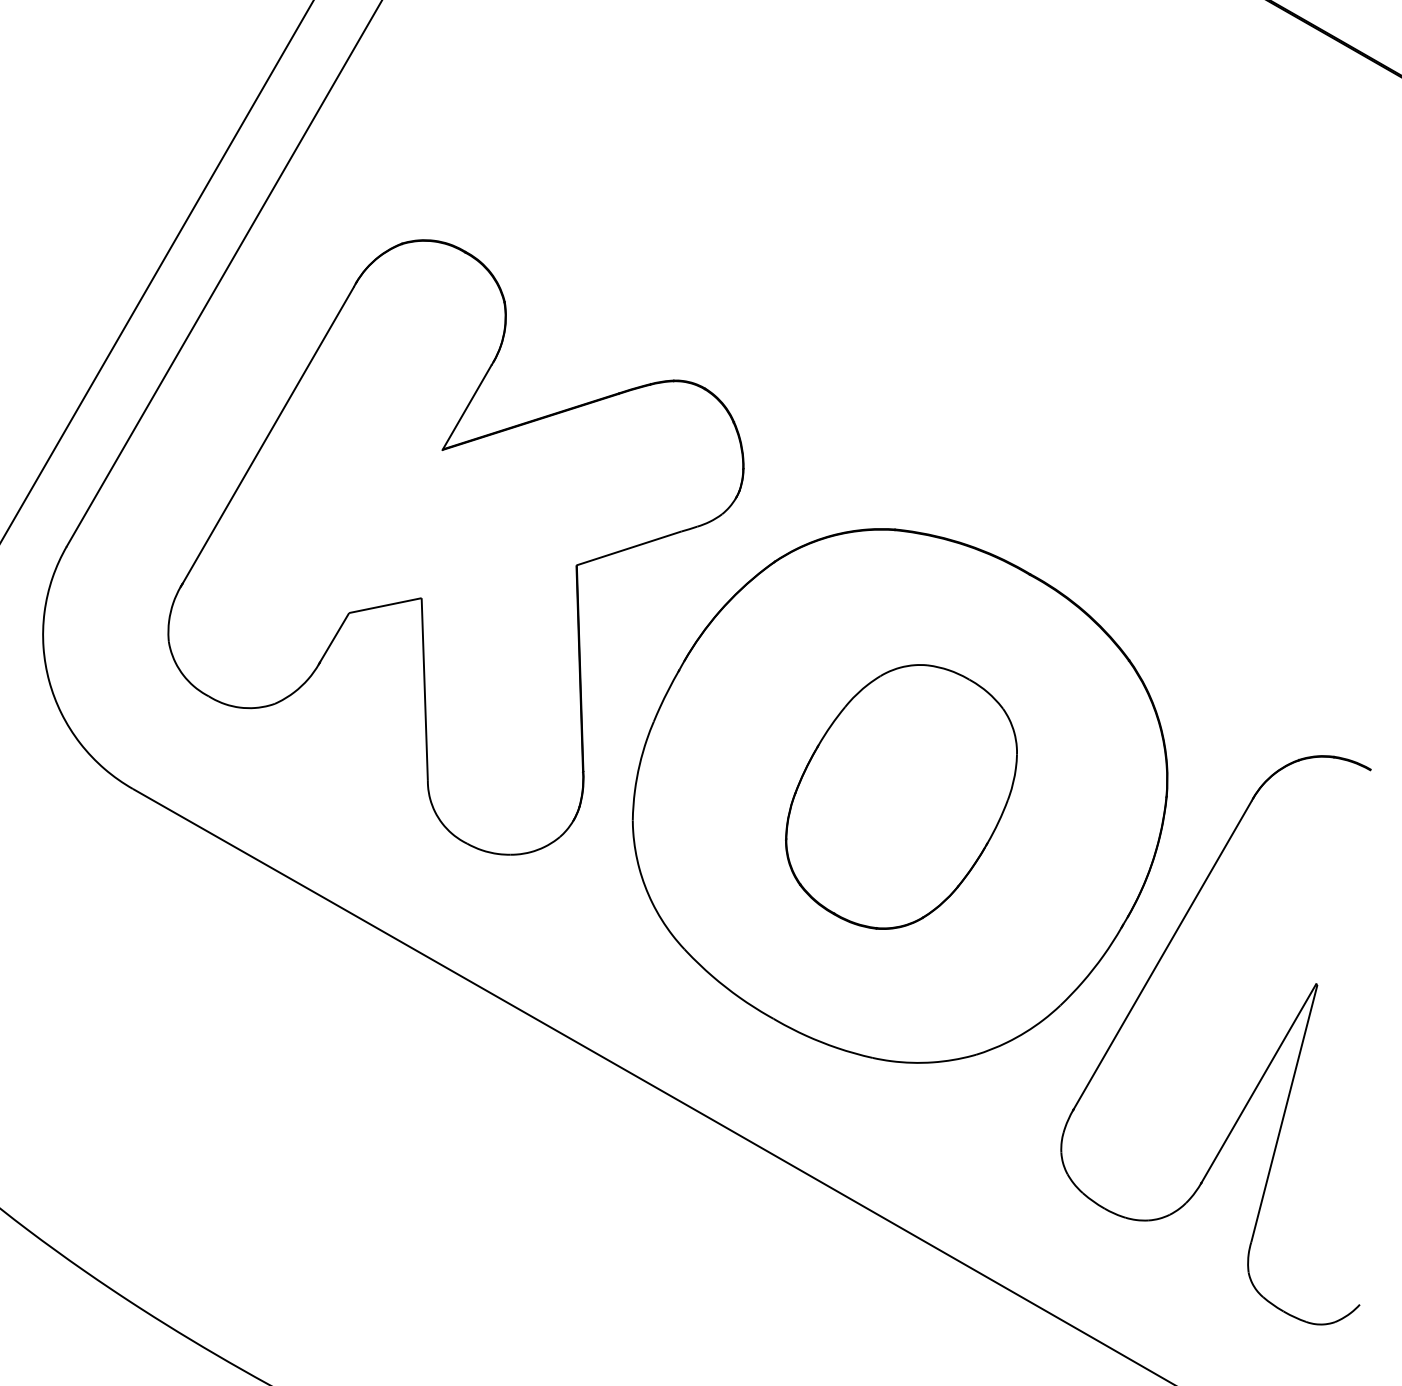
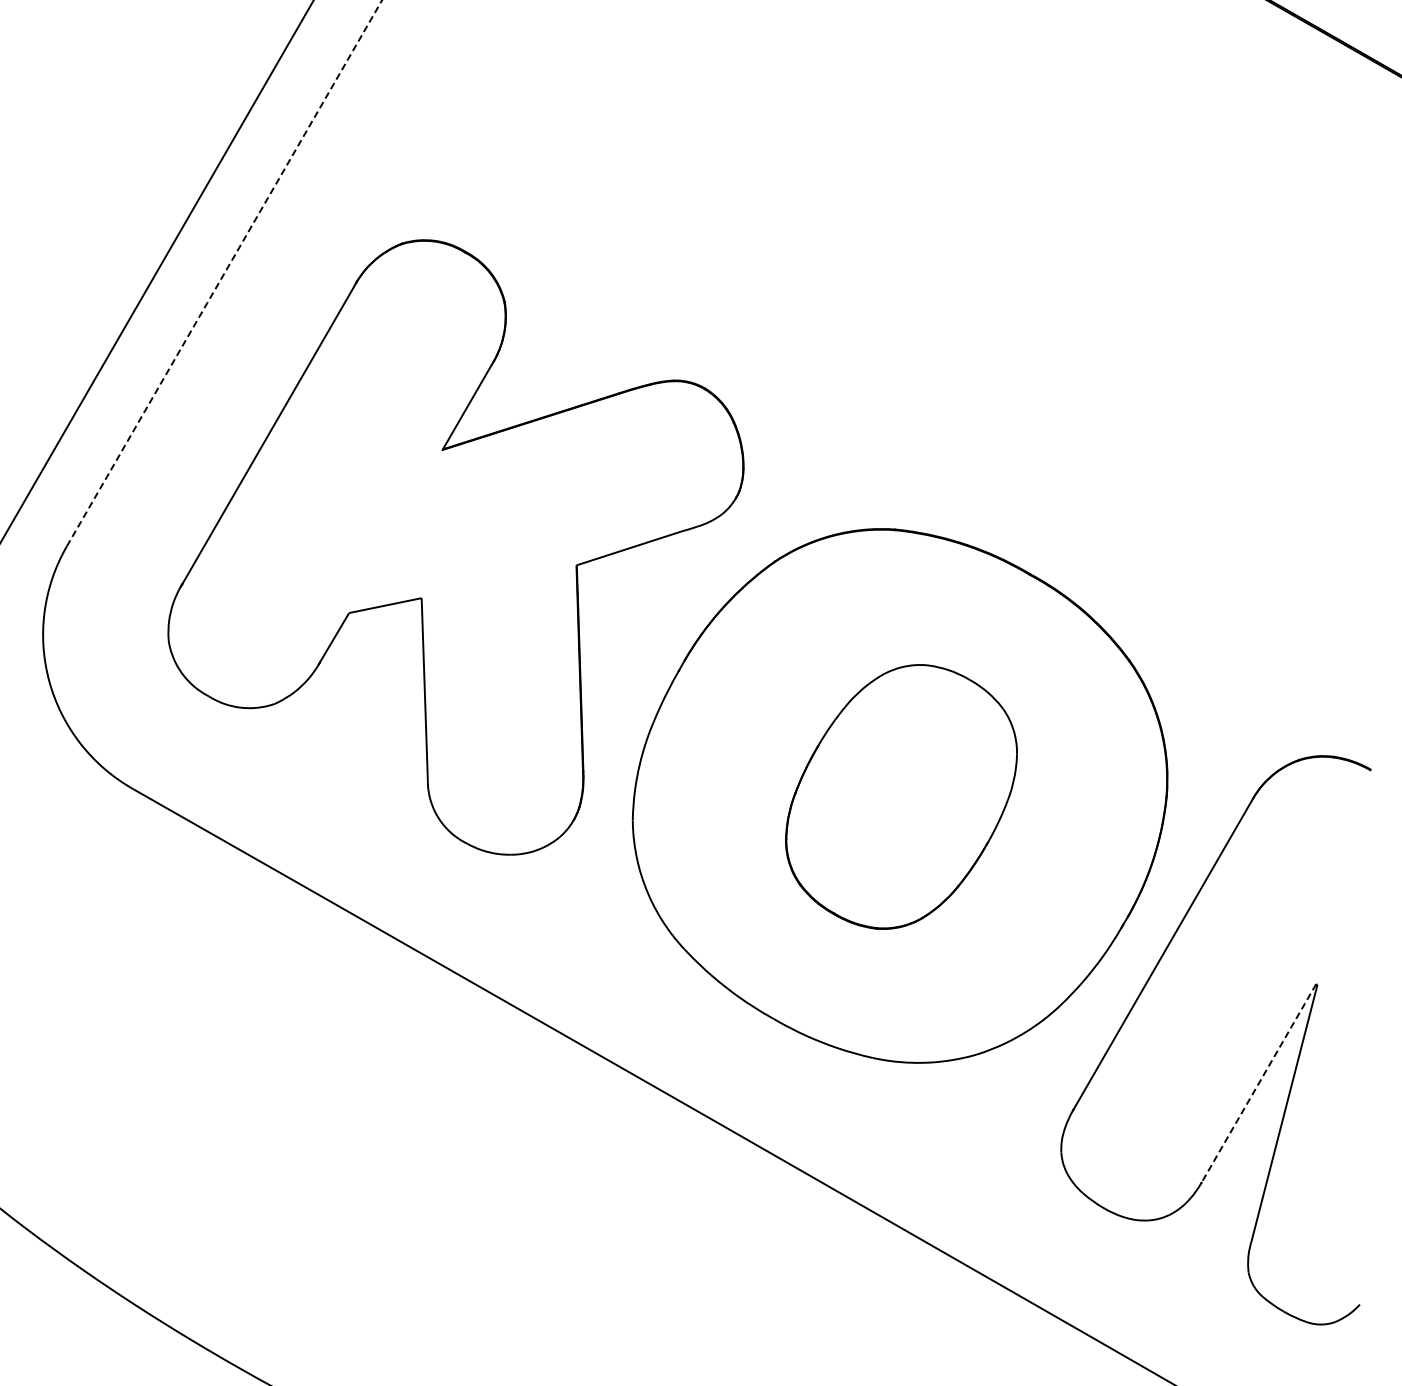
line: solid -> dashed (224, 272)
line: solid -> dashed (1258, 1083)
